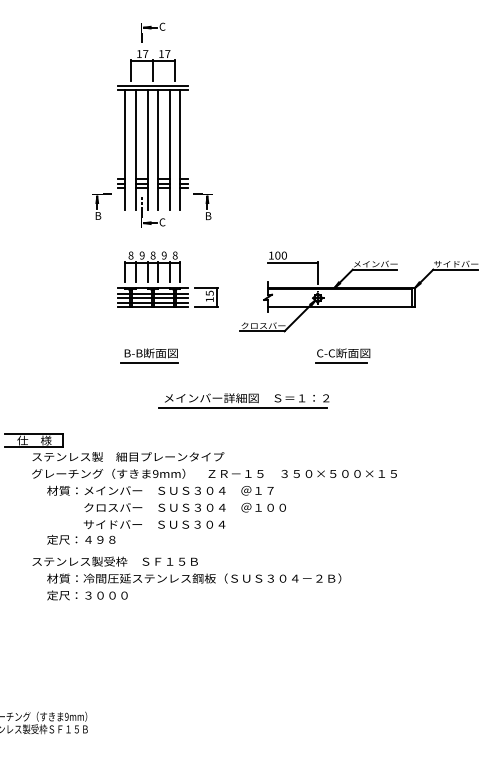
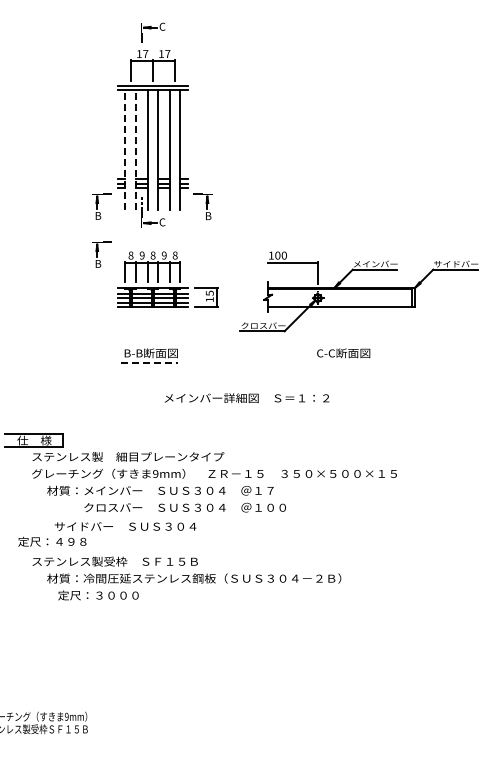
line: solid -> dashed (125, 149)
line: solid -> dashed (135, 149)
part: none -> present (101, 254)
line: solid -> dashed (149, 362)
line: present -> none (341, 362)
line: present -> none (243, 407)
text position: (136, 532) -> (107, 534) (107, 534)
text position: (87, 595) -> (98, 595) (98, 595)
